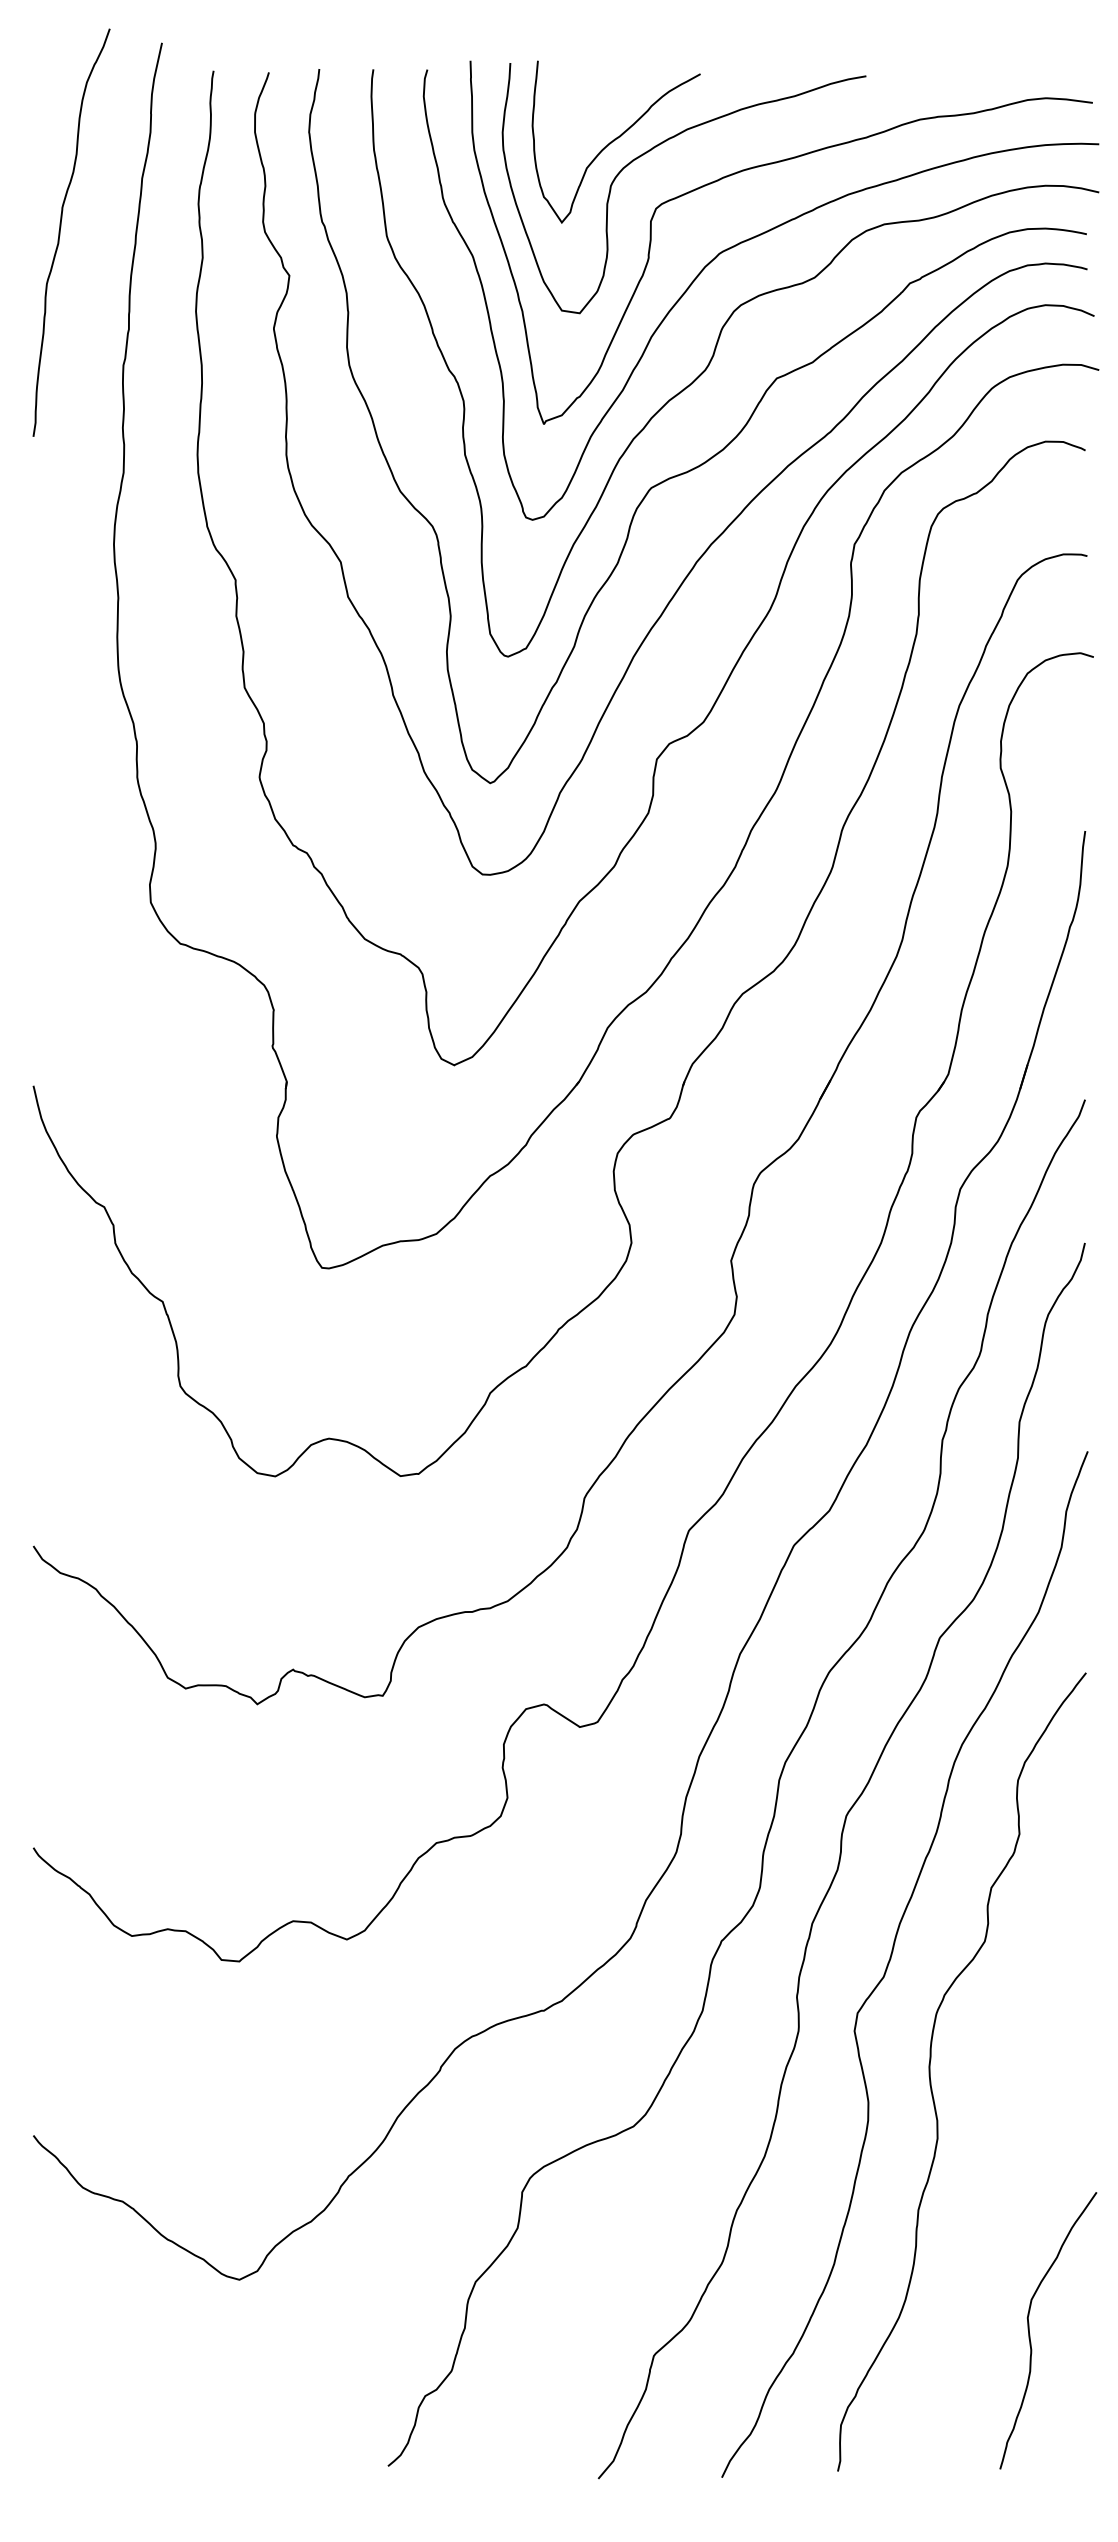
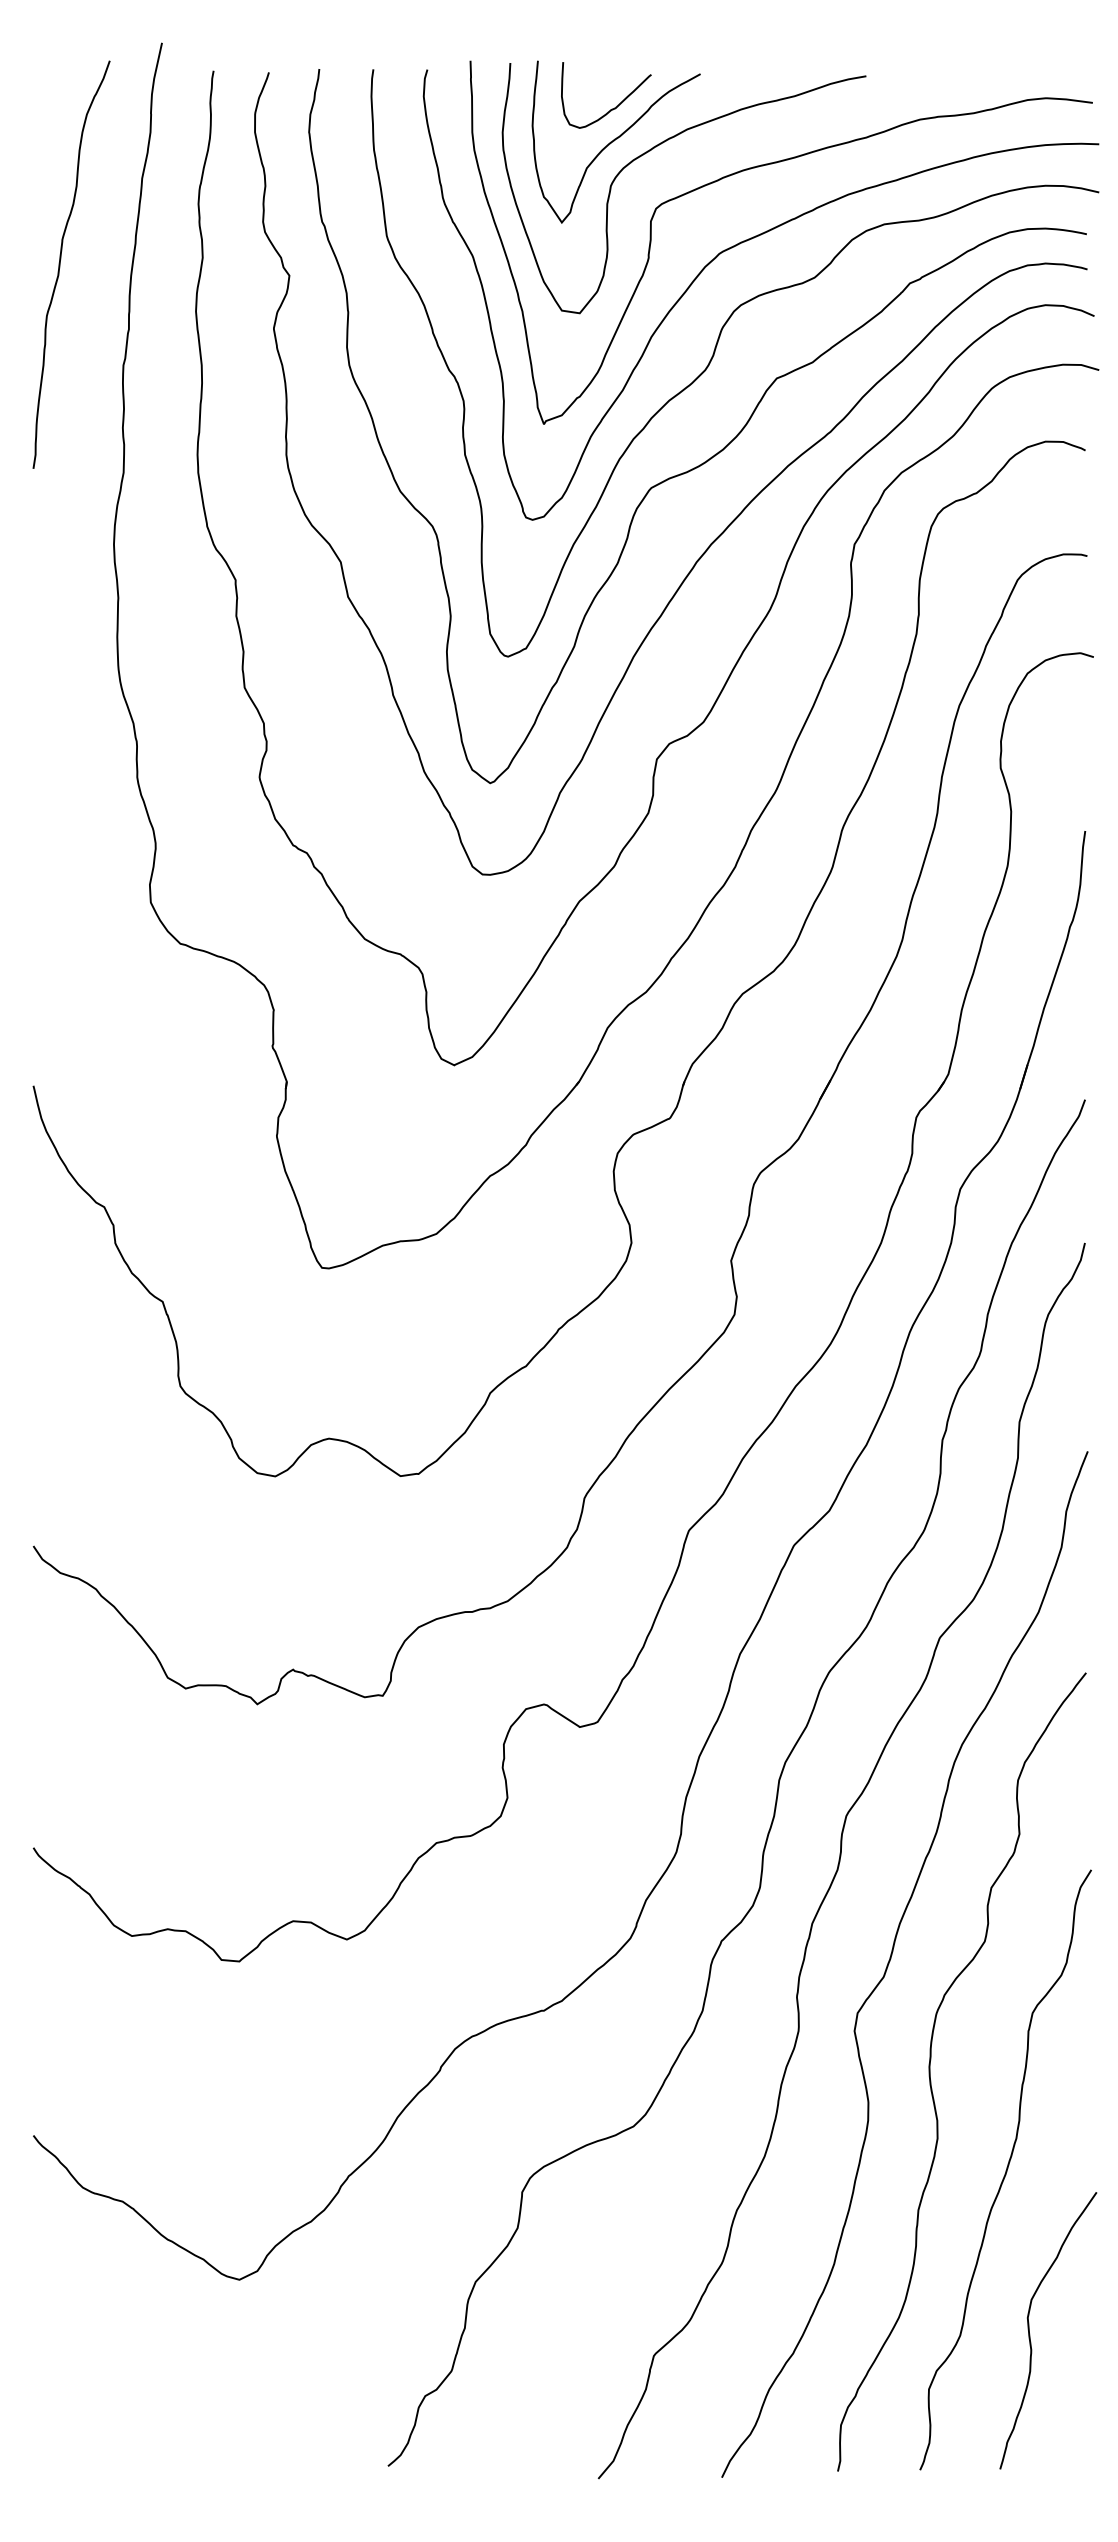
curve: none -> present (612, 108)
curve position: (60, 232) -> (60, 264) (60, 264)
curve: none -> present (1006, 2169)
